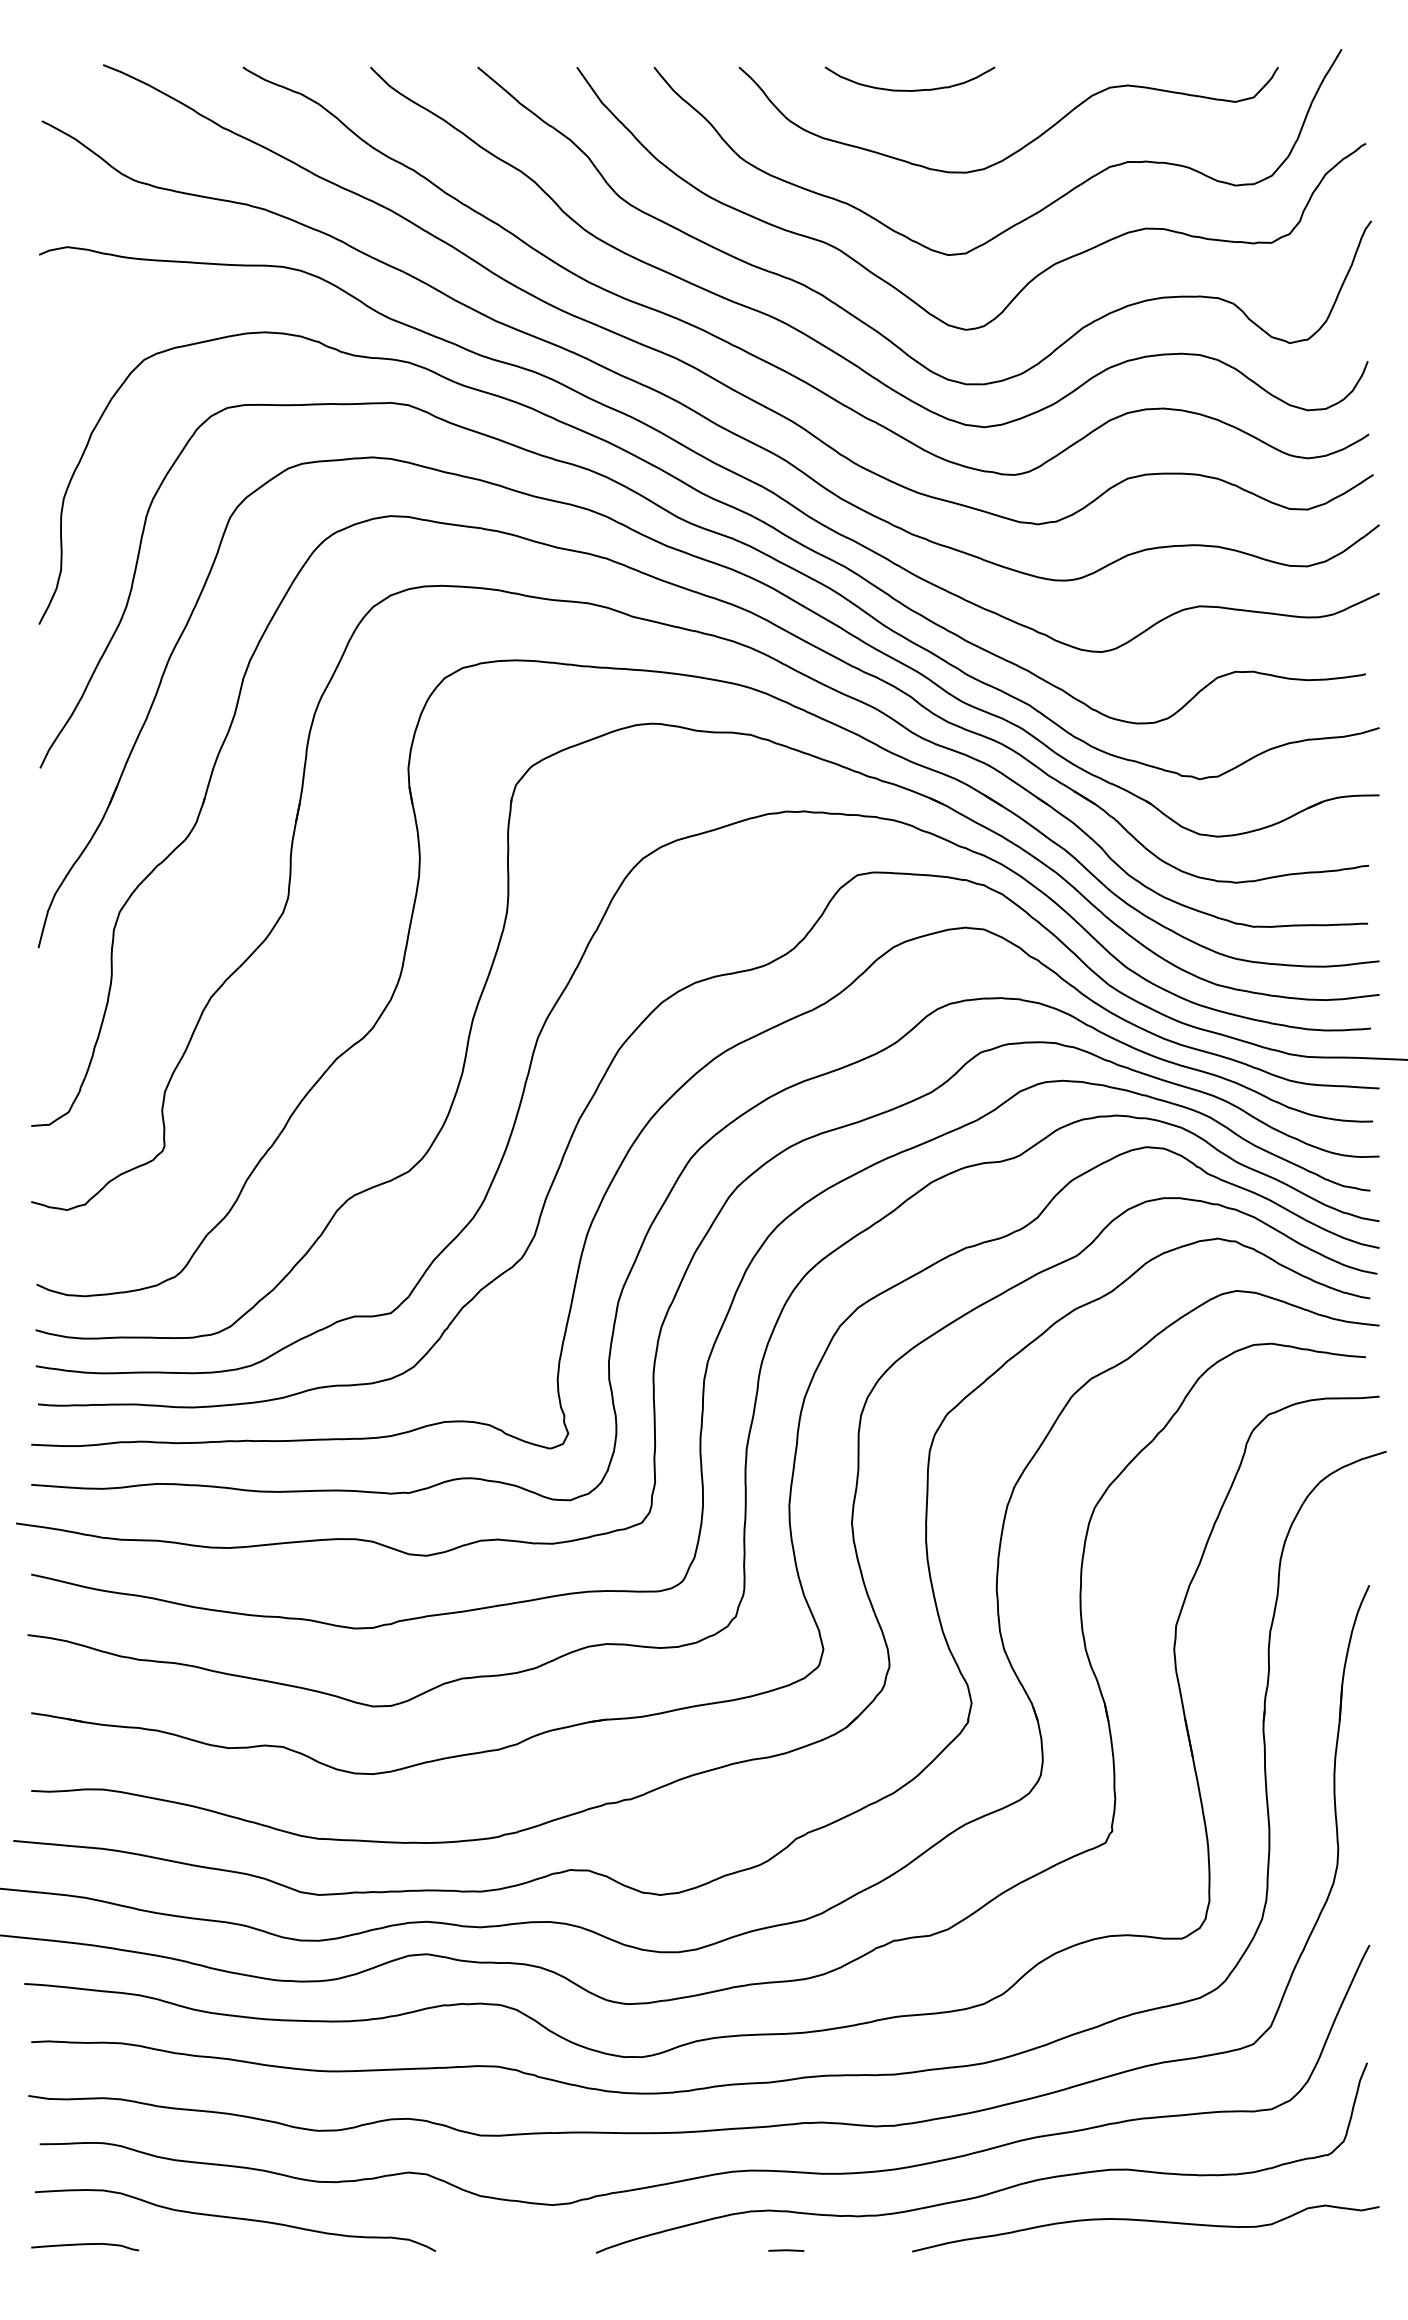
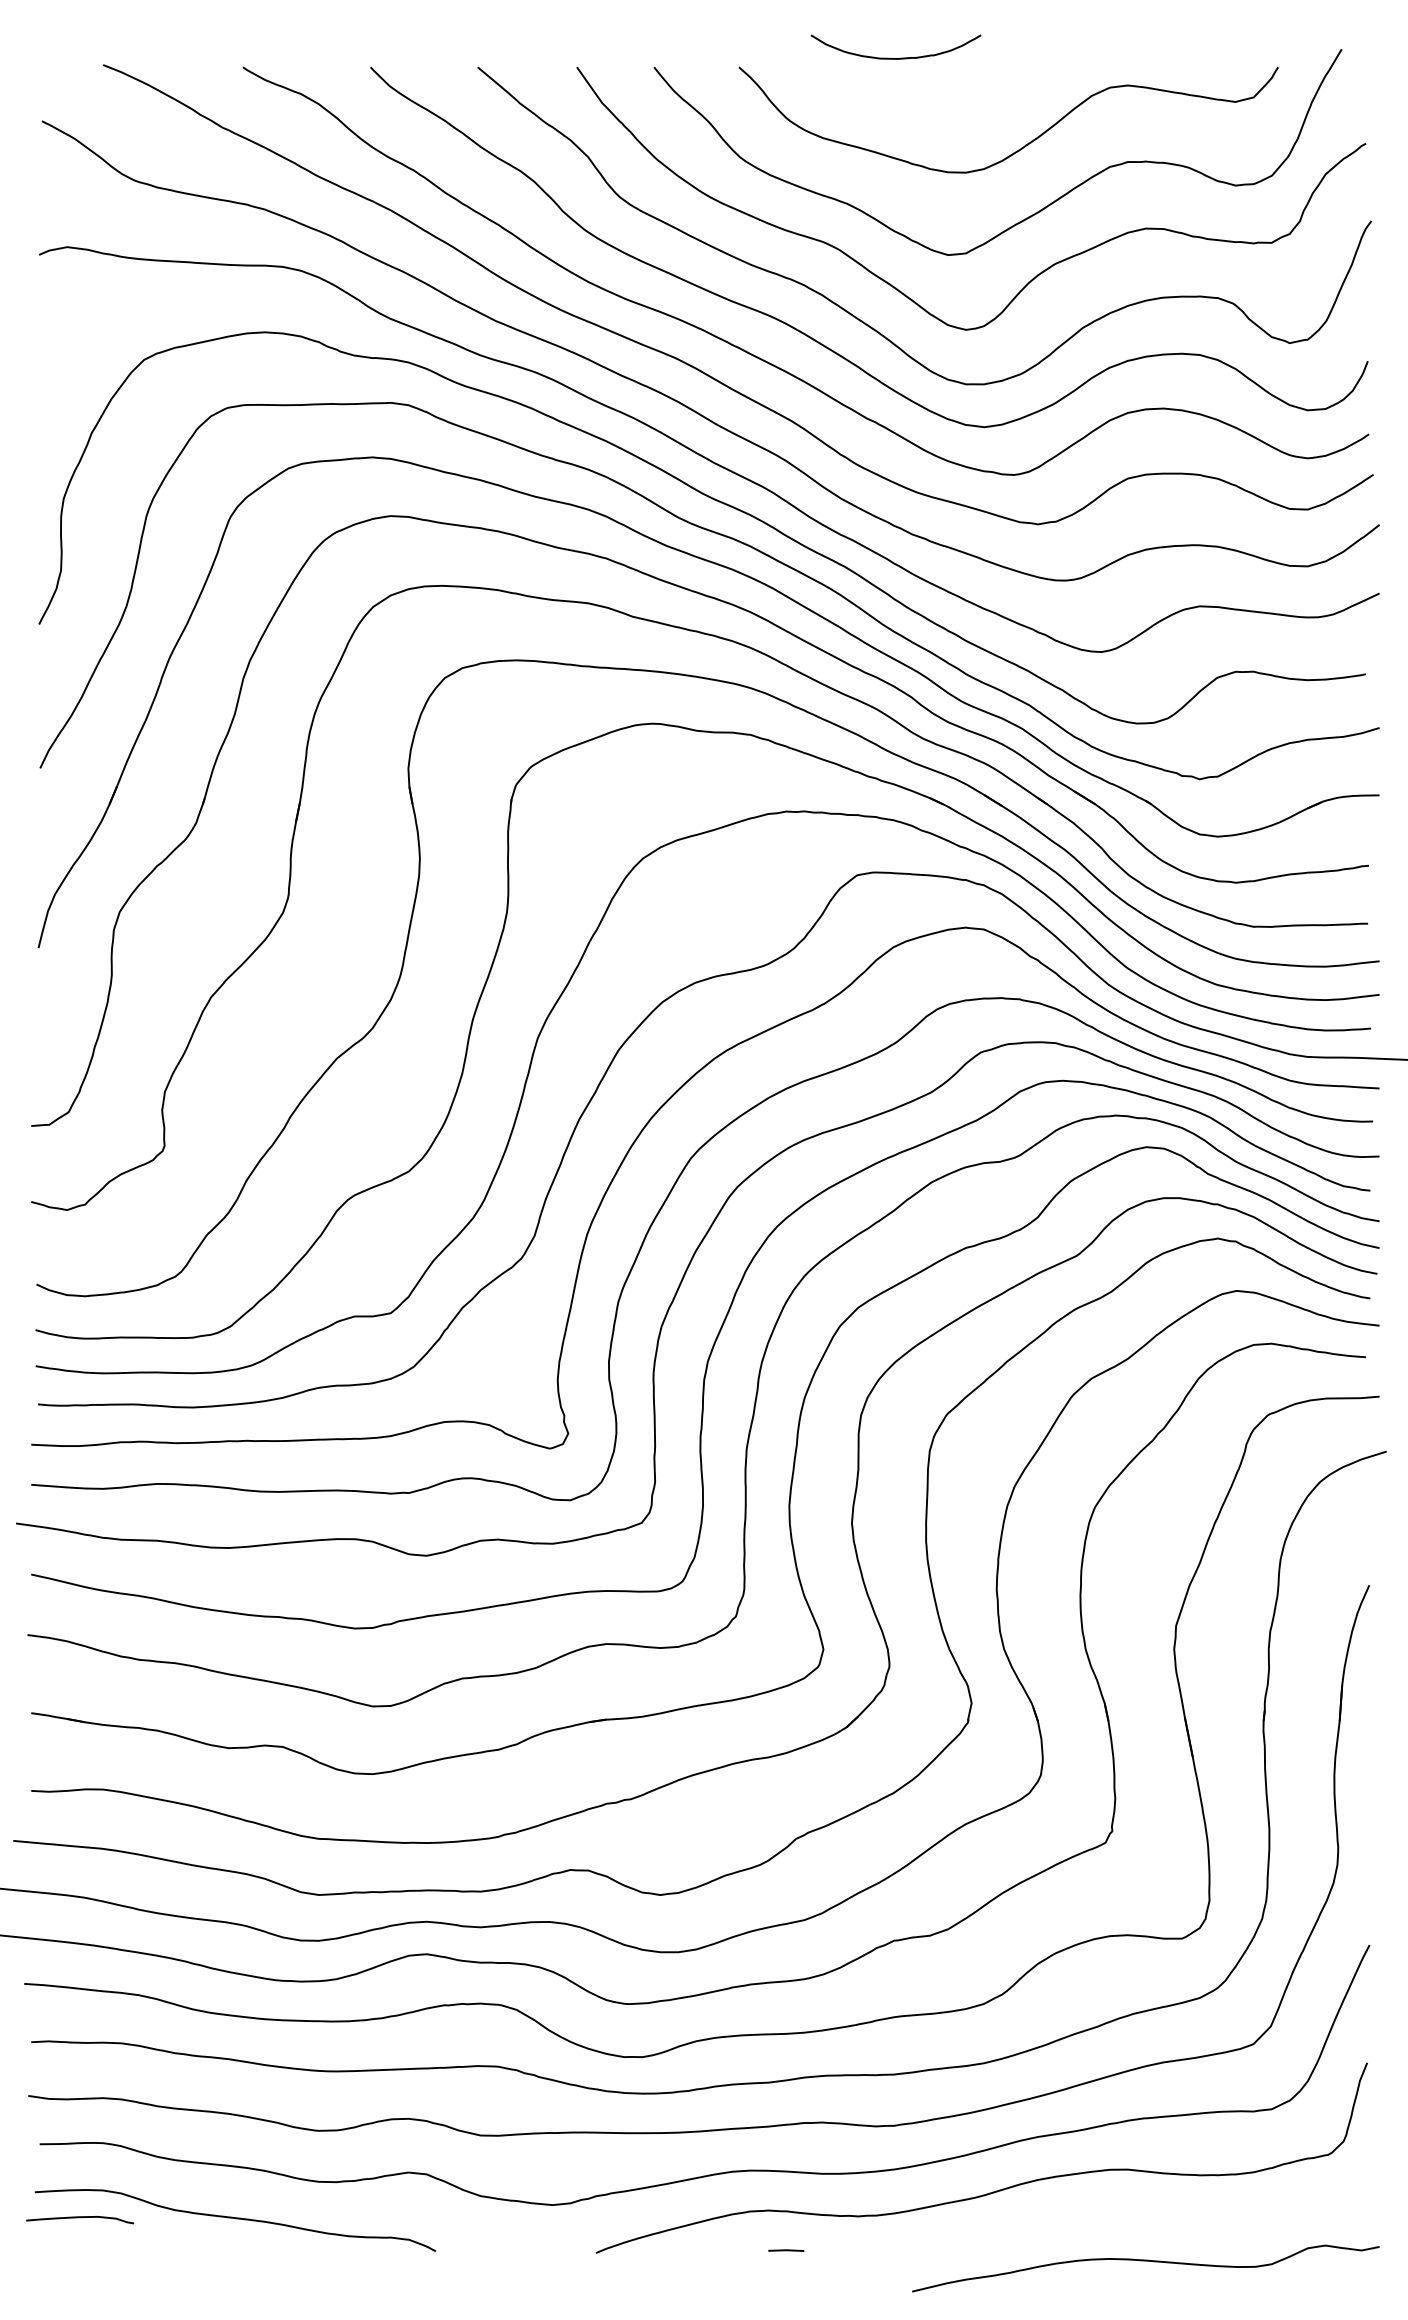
curve position: (905, 89) -> (891, 57) (891, 57)
curve position: (1145, 2221) -> (1145, 2261) (1145, 2261)
curve position: (84, 2245) -> (79, 2218) (79, 2218)
